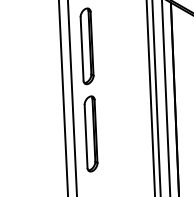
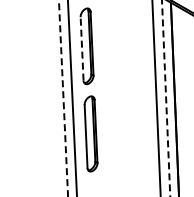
line: solid -> dashed (82, 48)
line: solid -> dashed (63, 97)
line: present -> none (150, 97)
line: solid -> dashed (166, 98)
